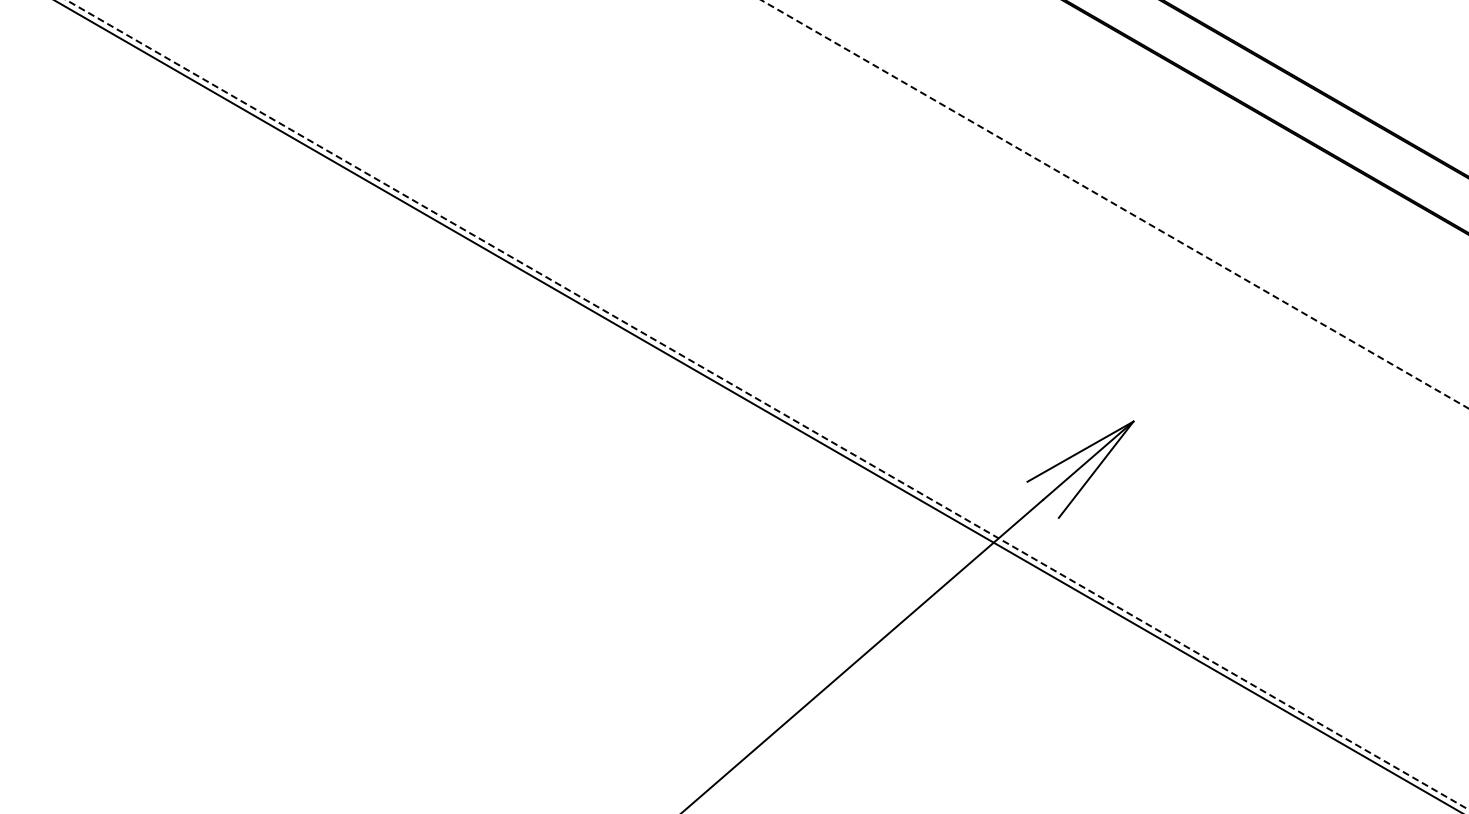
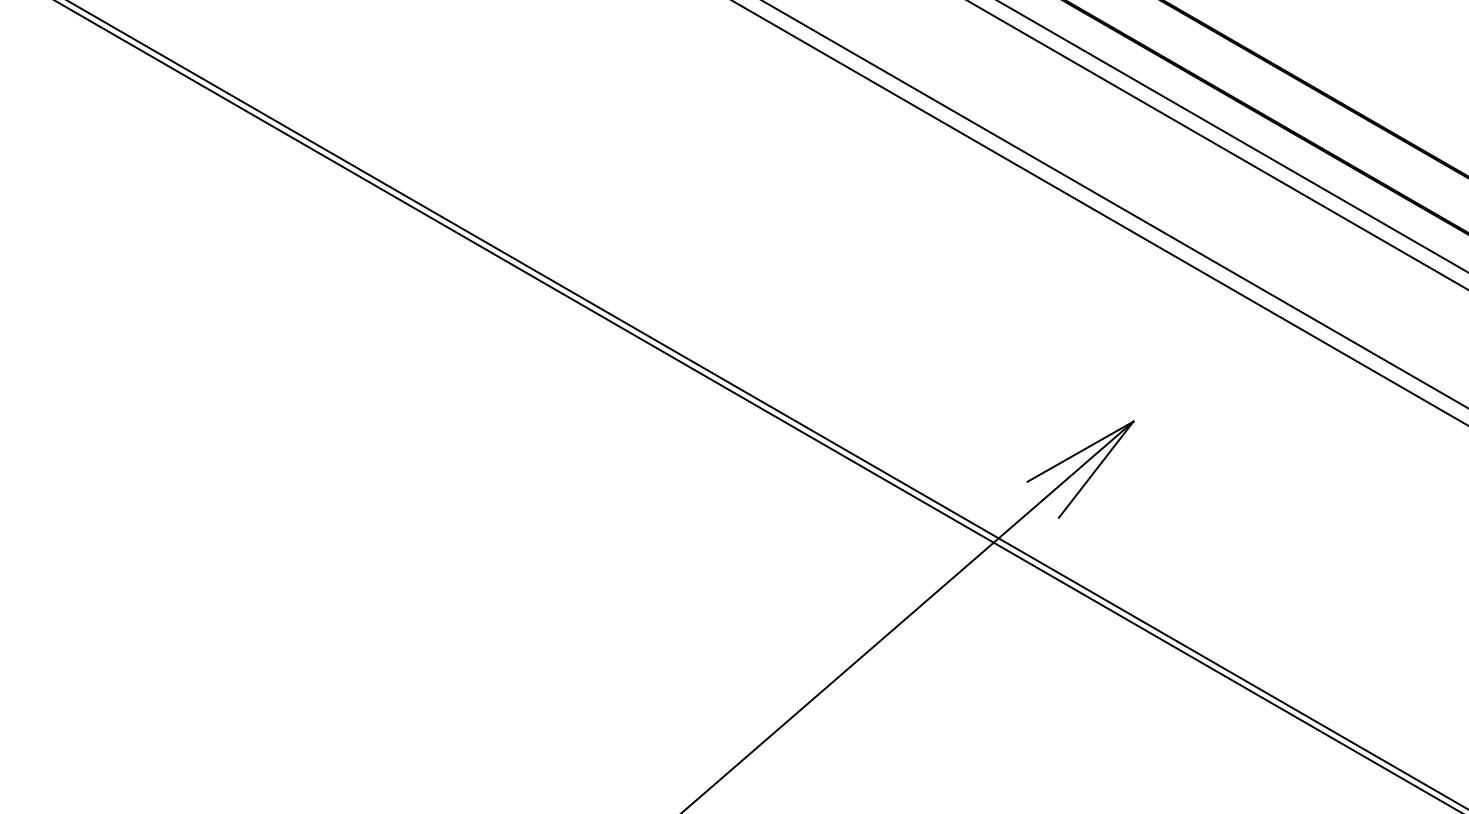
line: none -> present (1232, 136)
line: none -> present (1217, 145)
line: dashed -> solid (1114, 204)
line: none -> present (1099, 213)
line: dashed -> solid (767, 404)
